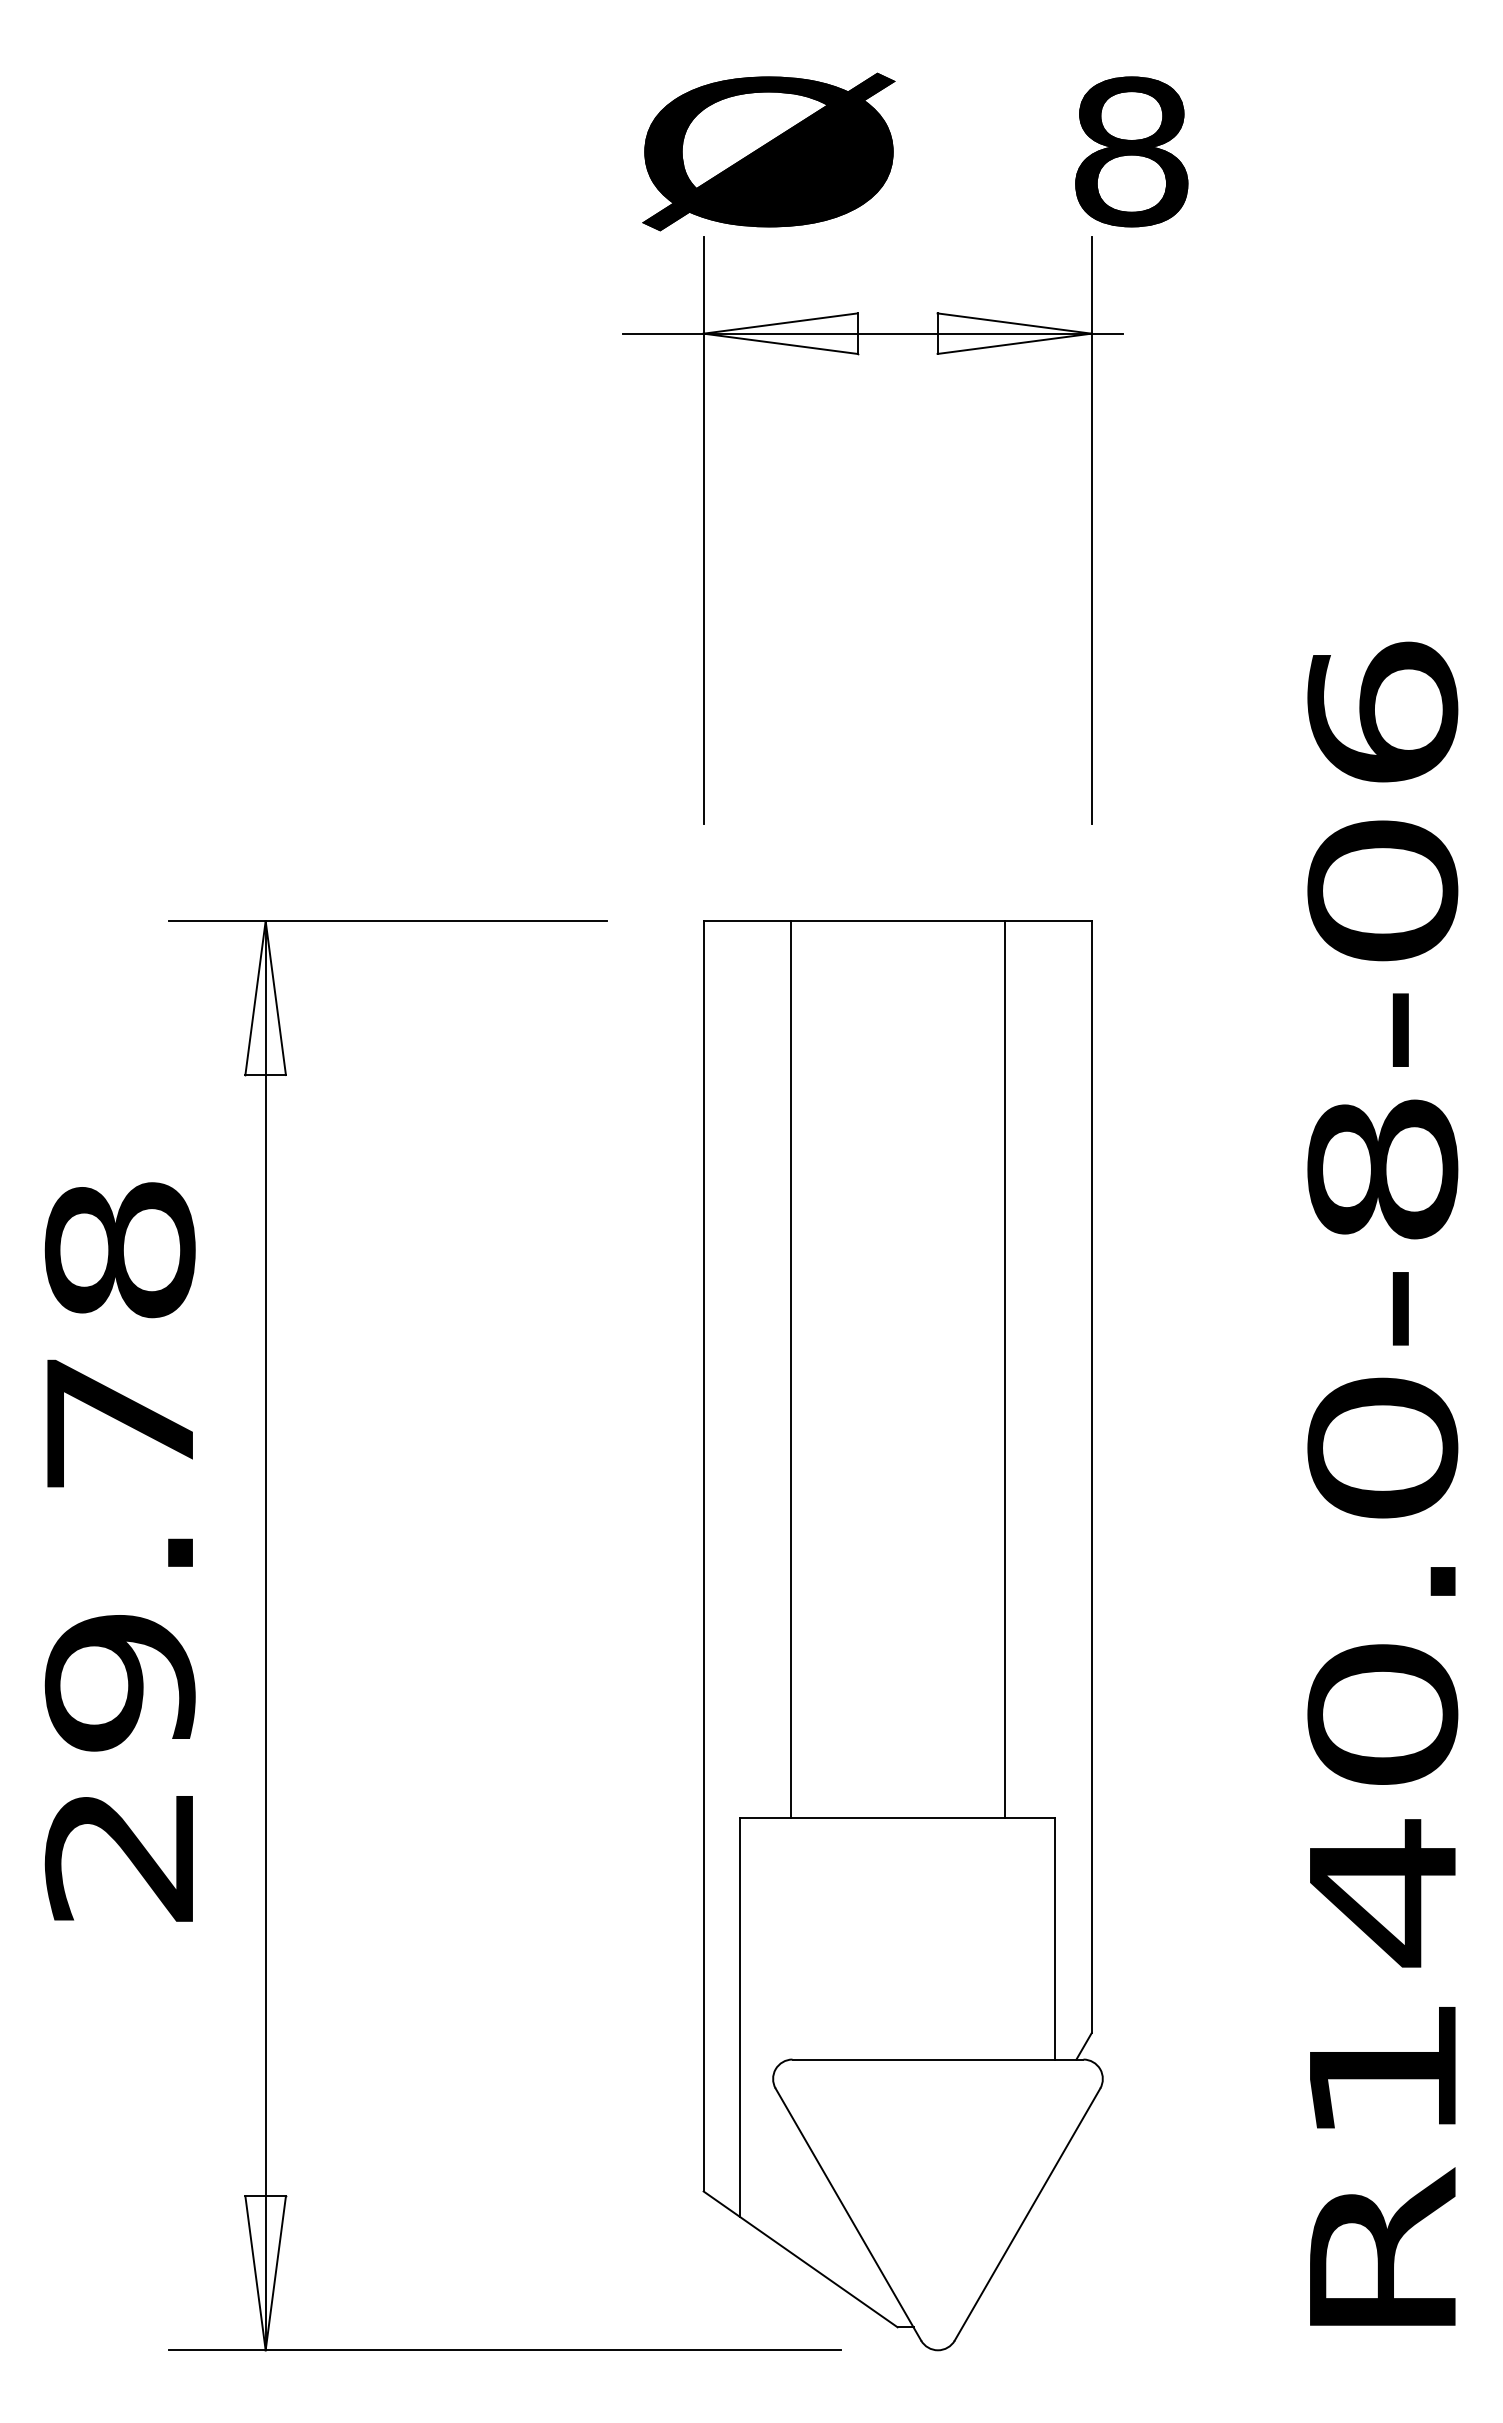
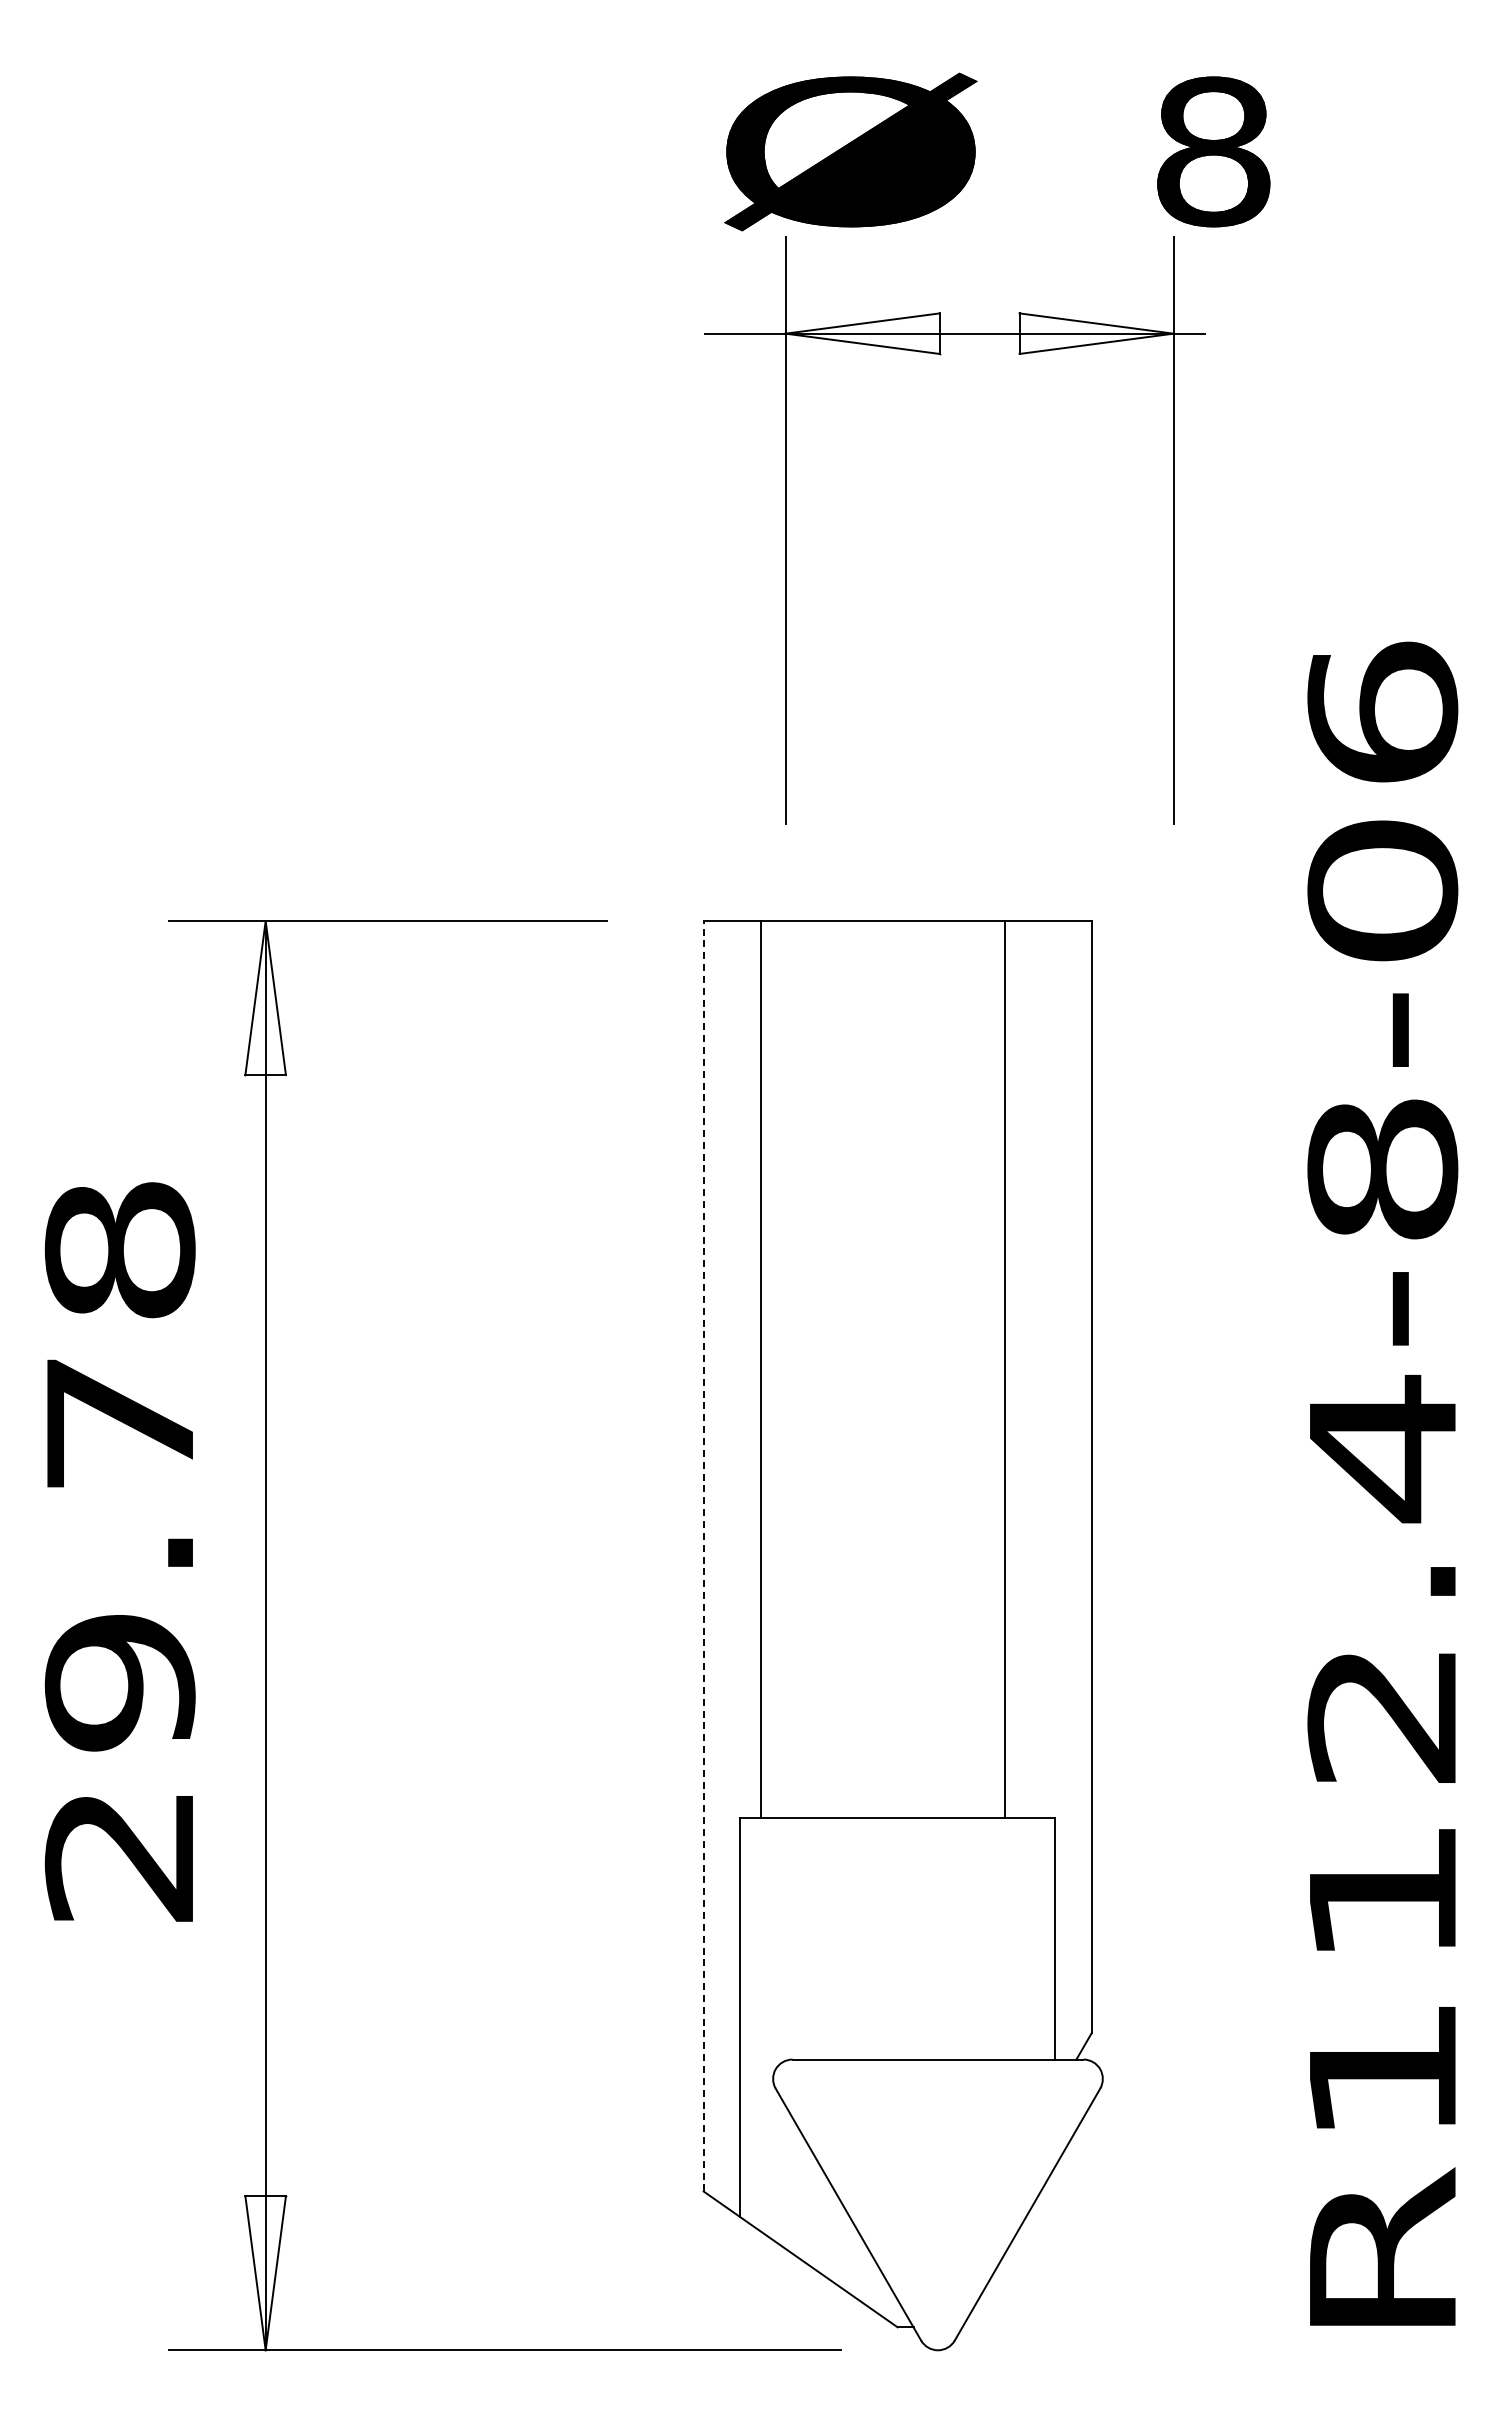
part position: (936, 354) -> (1018, 354) (1018, 354)
line position: (790, 1369) -> (760, 1369) (760, 1369)
line: solid -> dashed (703, 1555)
text: R140.0-8-06 -> R112.4-8-06 (1382, 1670)
